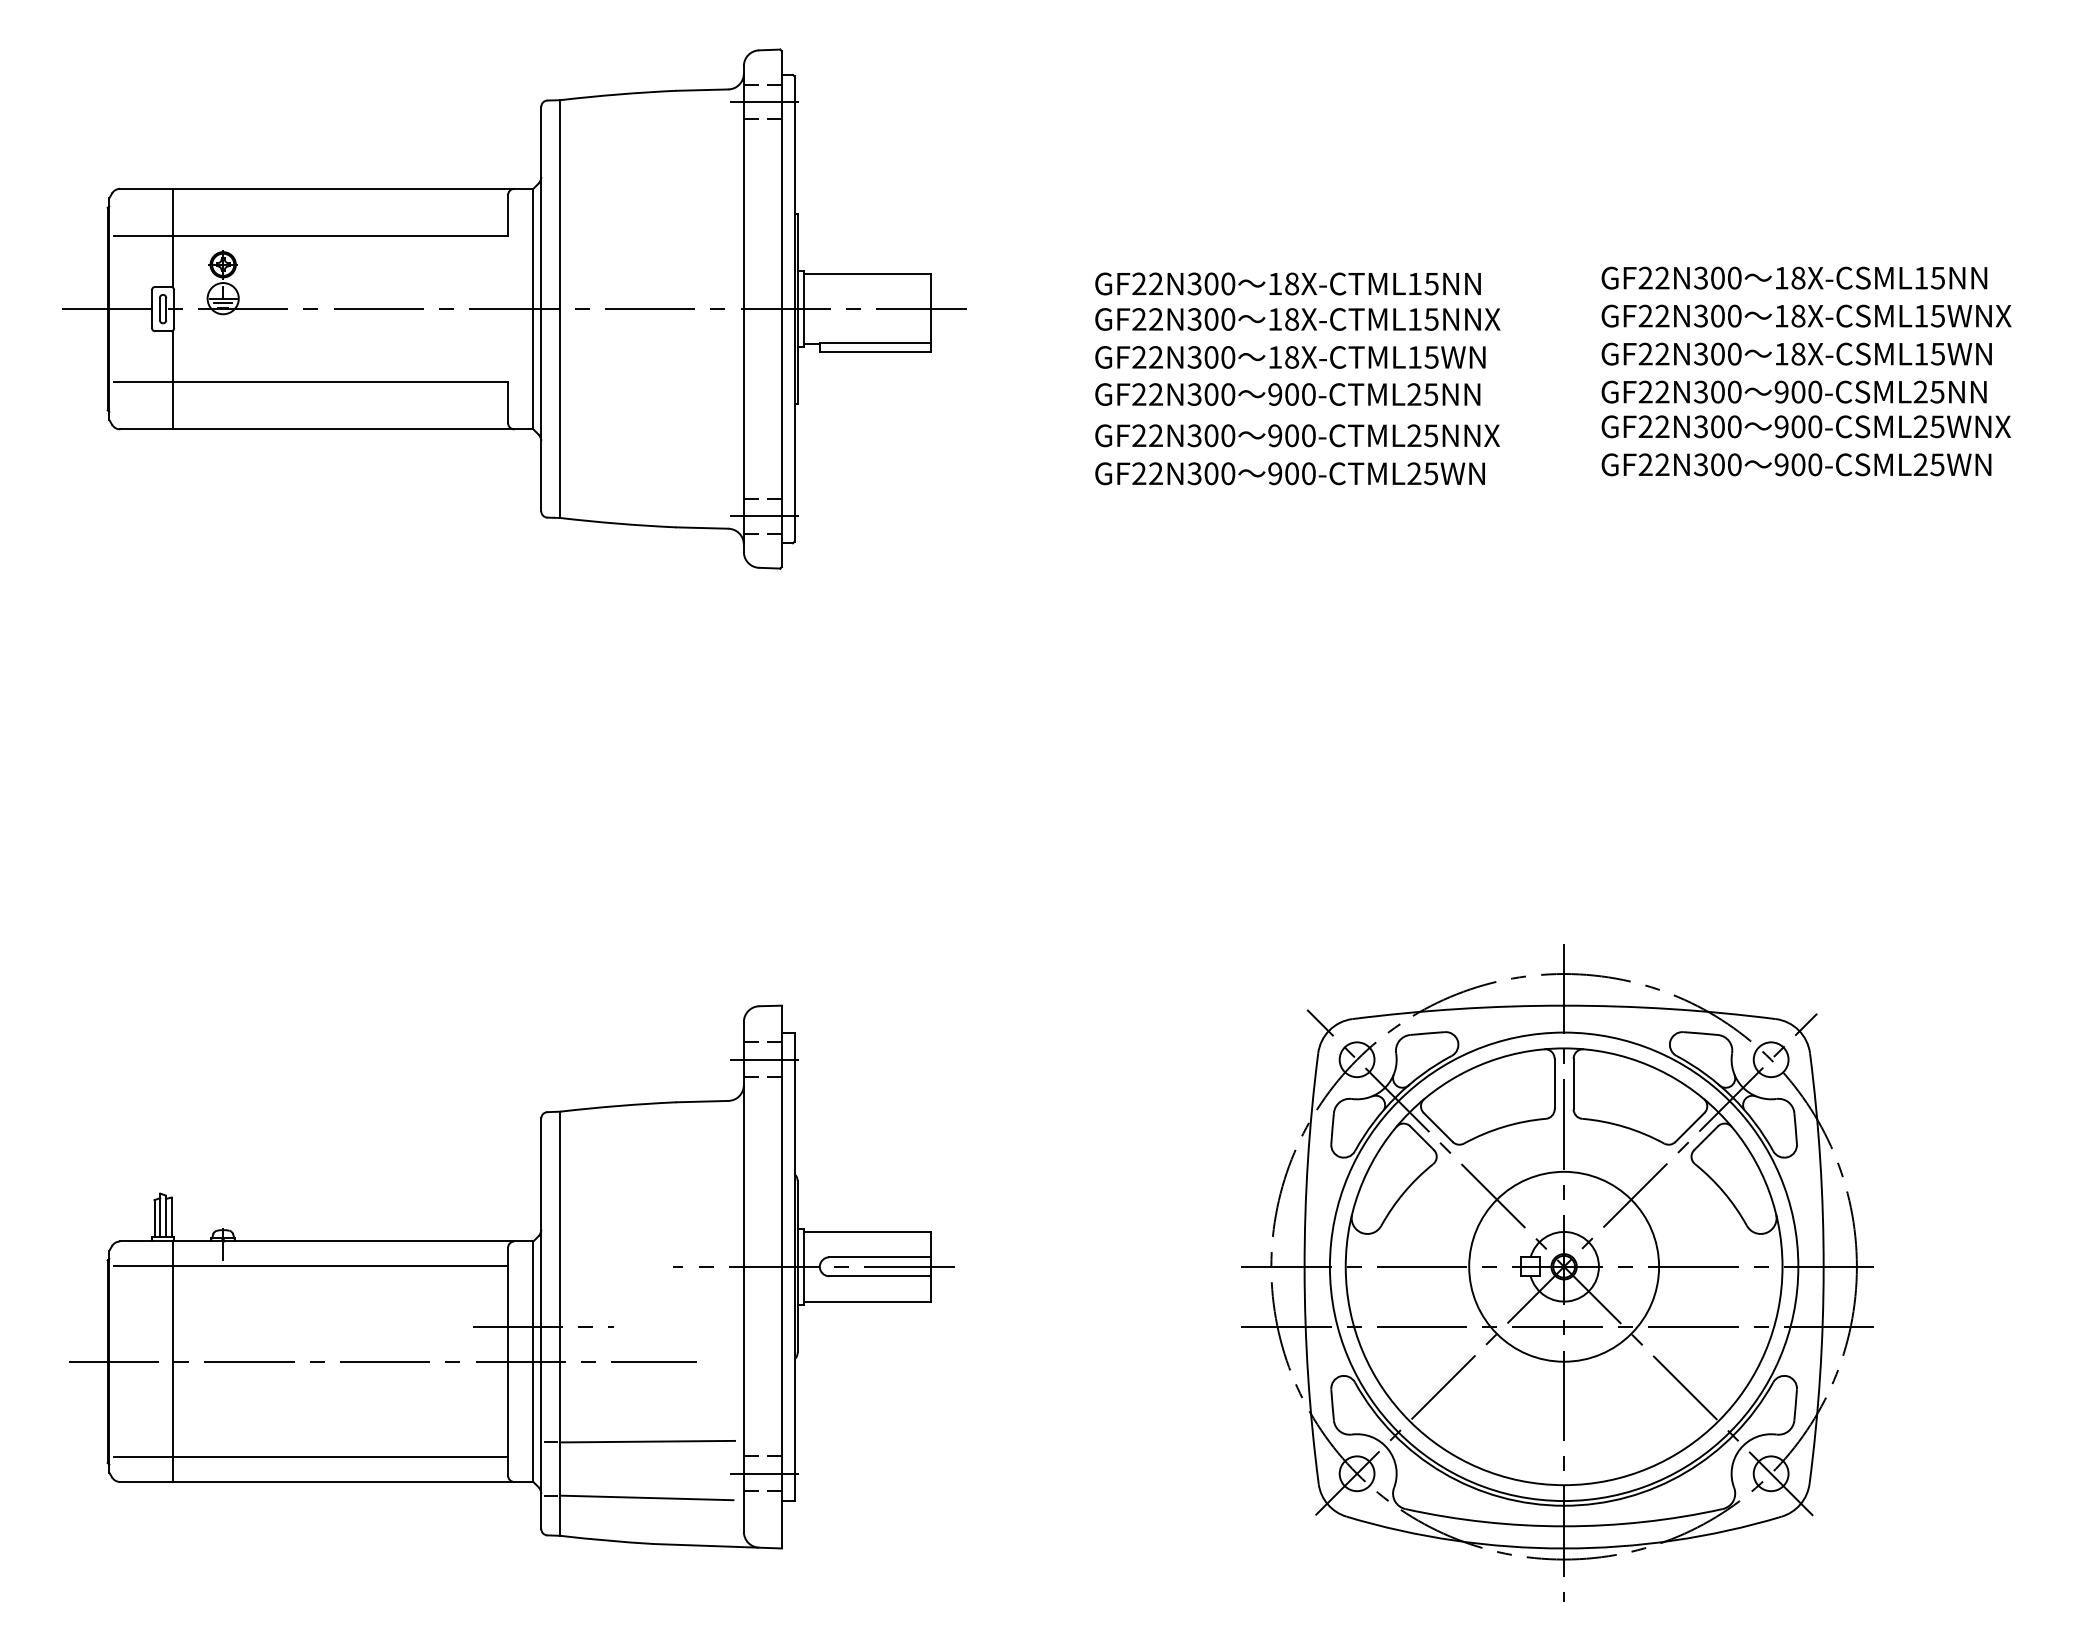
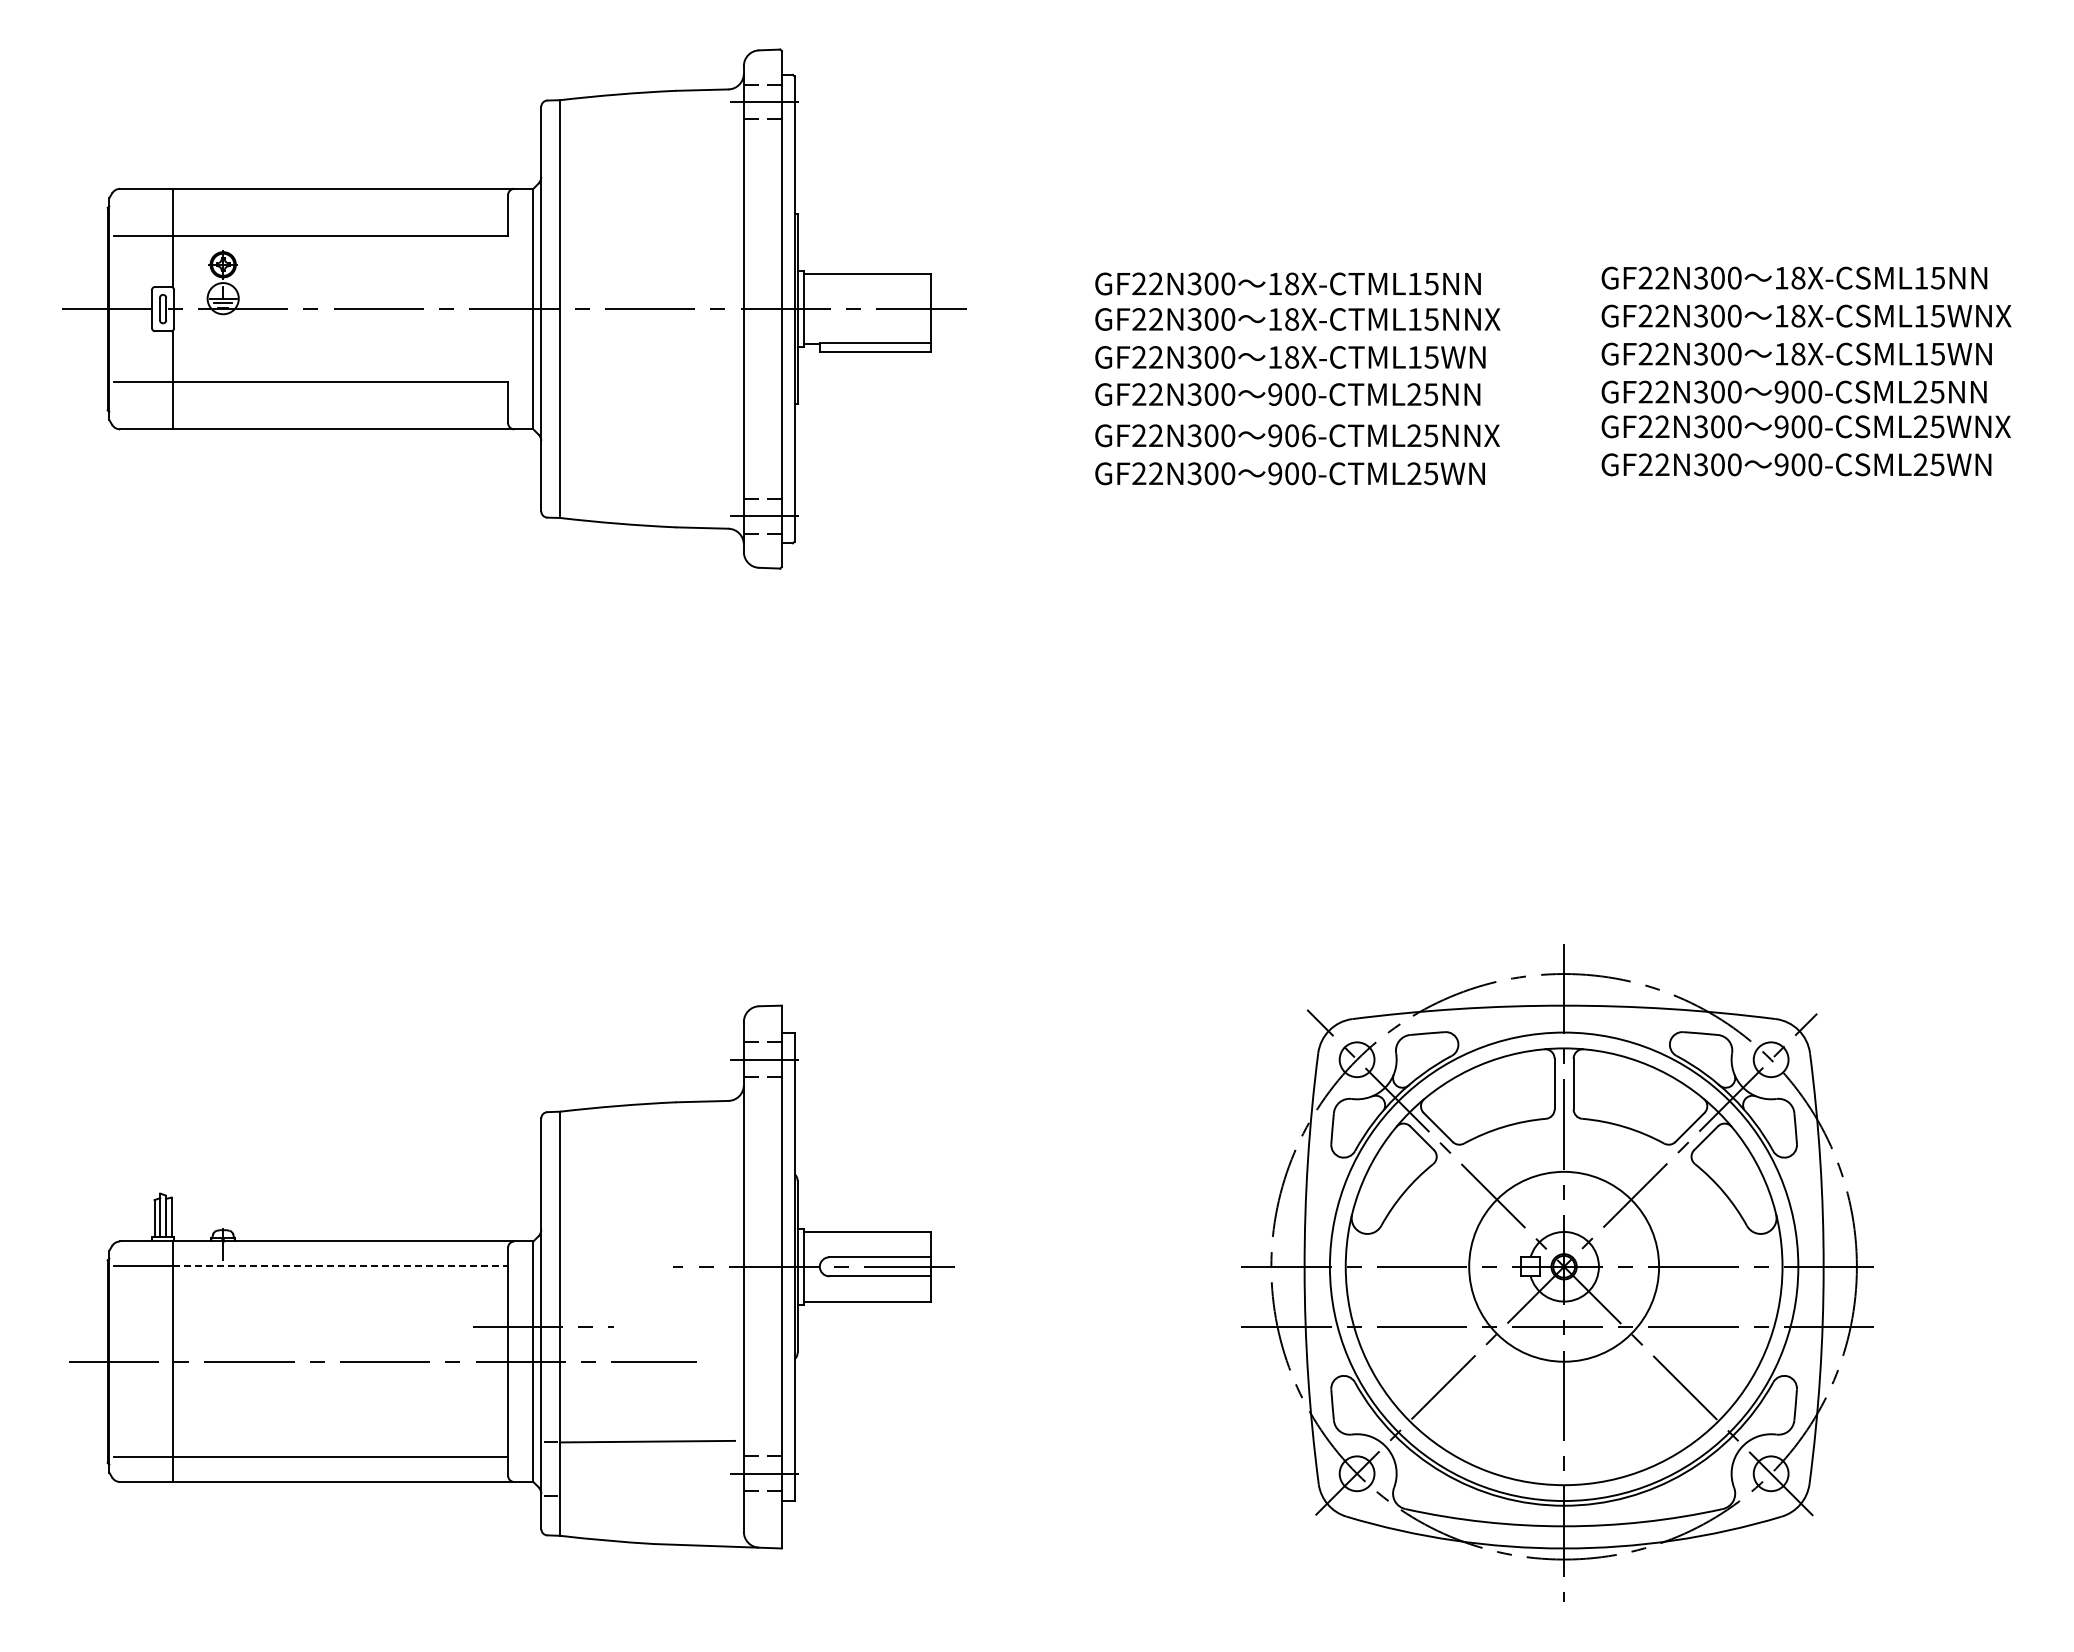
text: 900-CTML25NNX -> 906-CTML25NNX (1308, 435)
line: solid -> dashed (340, 1266)
line: present -> none (646, 1497)
